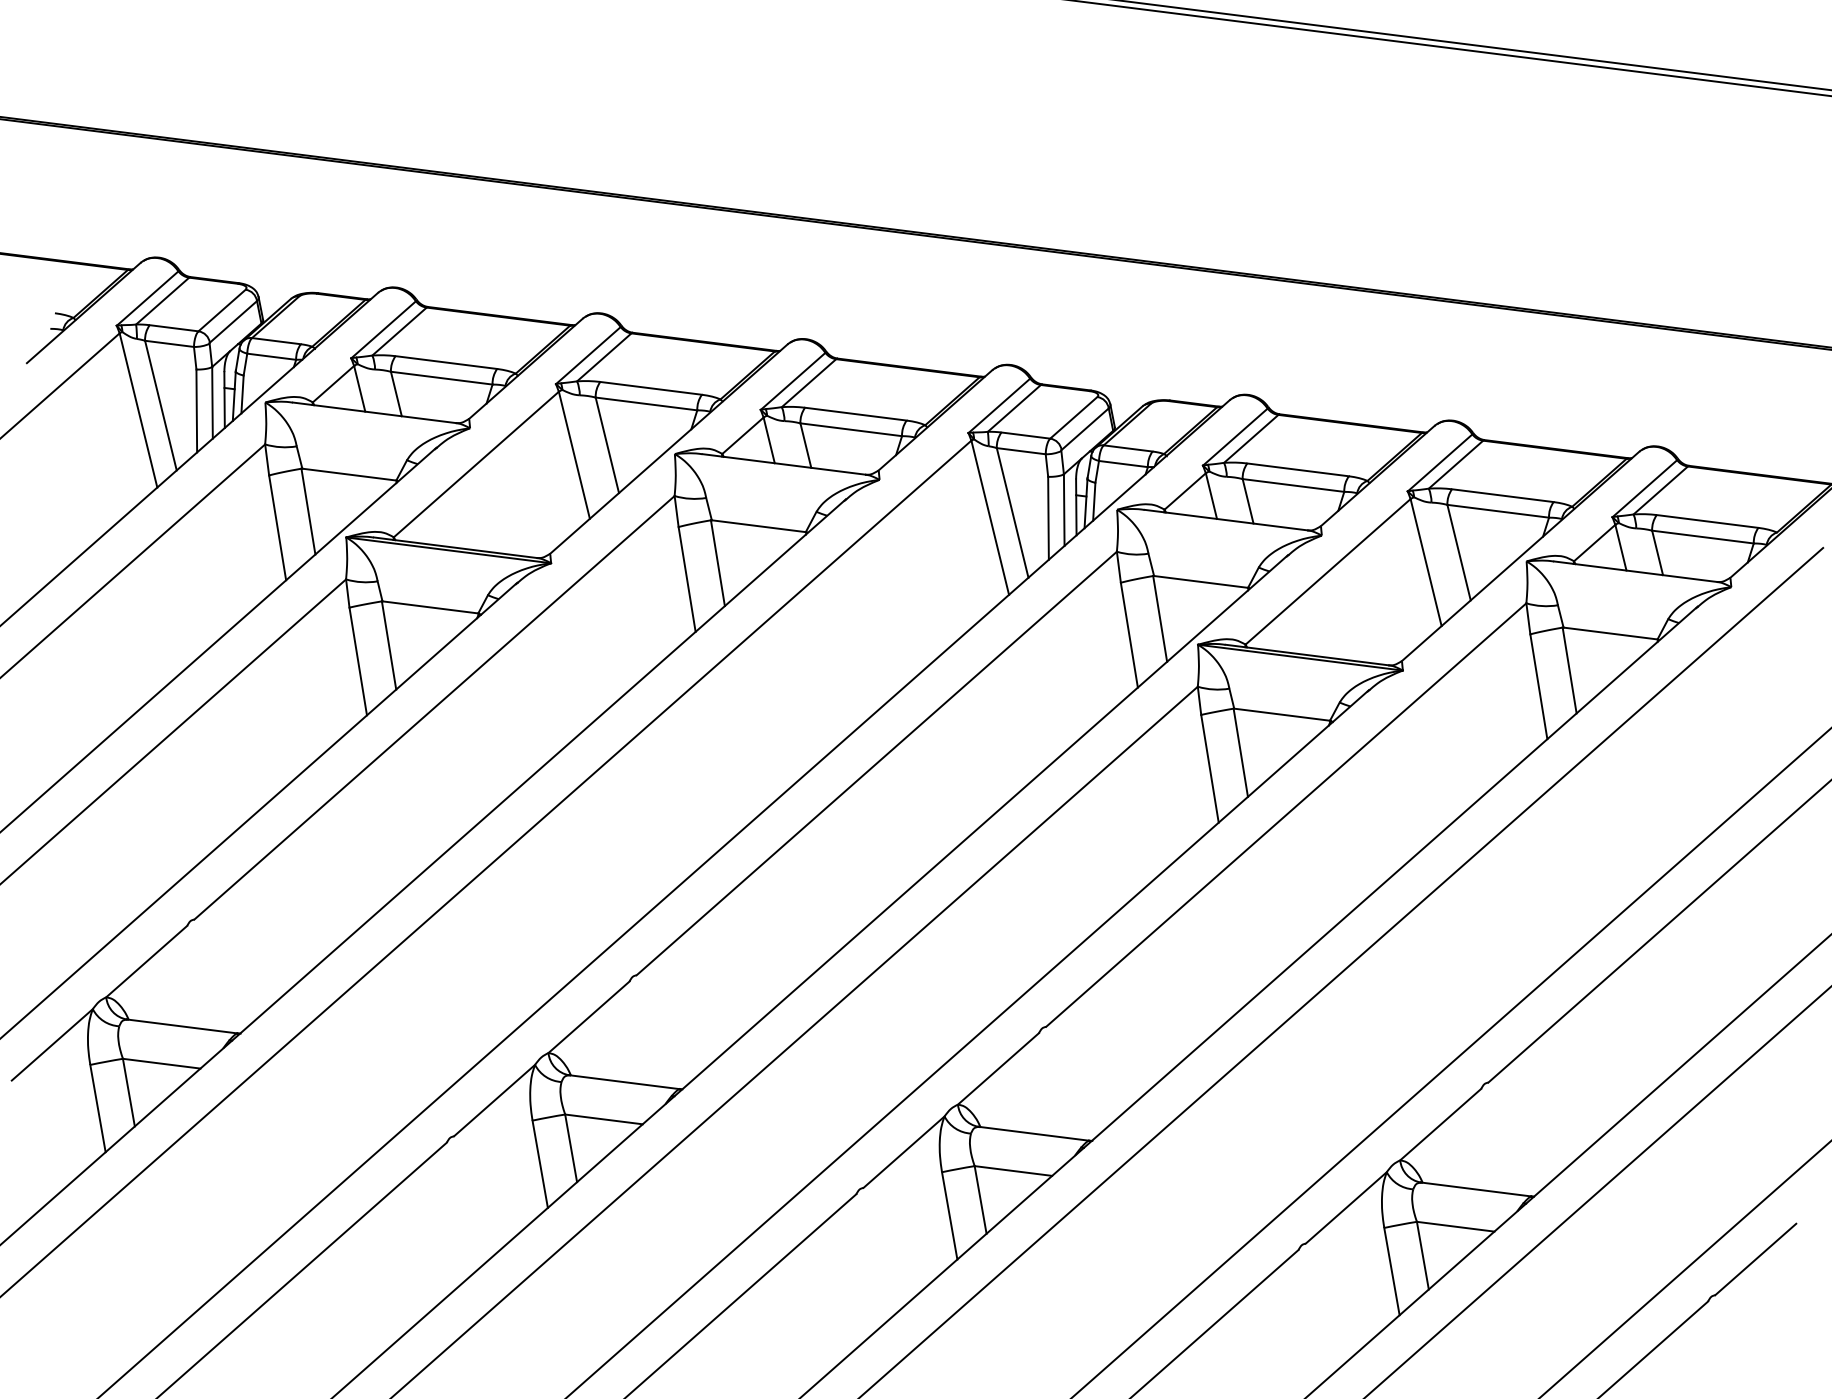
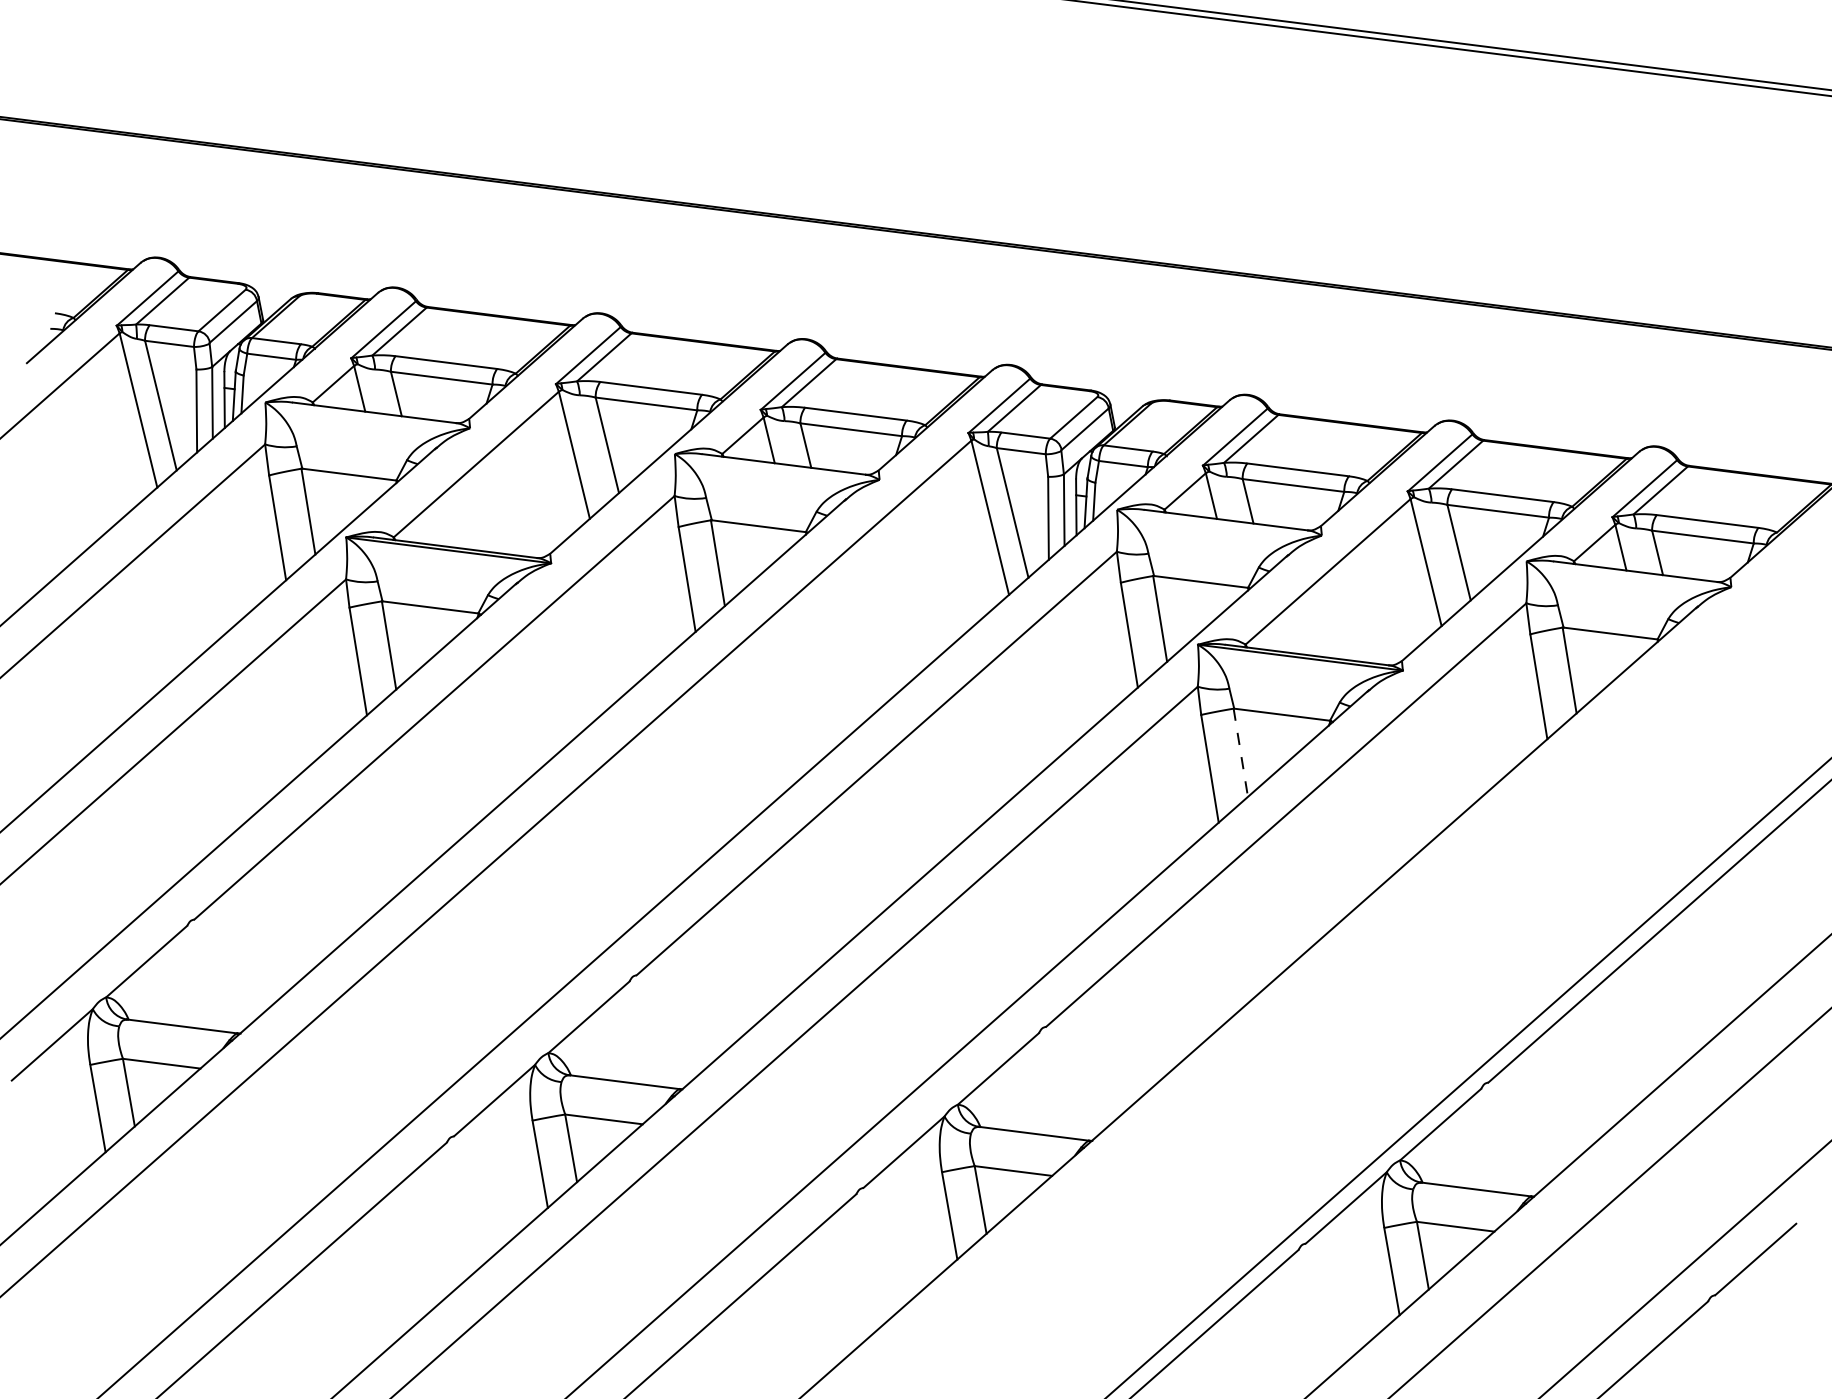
line: solid -> dashed (1240, 752)
line: present -> none (1342, 971)
line position: (1451, 1062) -> (1468, 1077) (1468, 1077)
line position: (1597, 1191) -> (1610, 1202) (1610, 1202)
